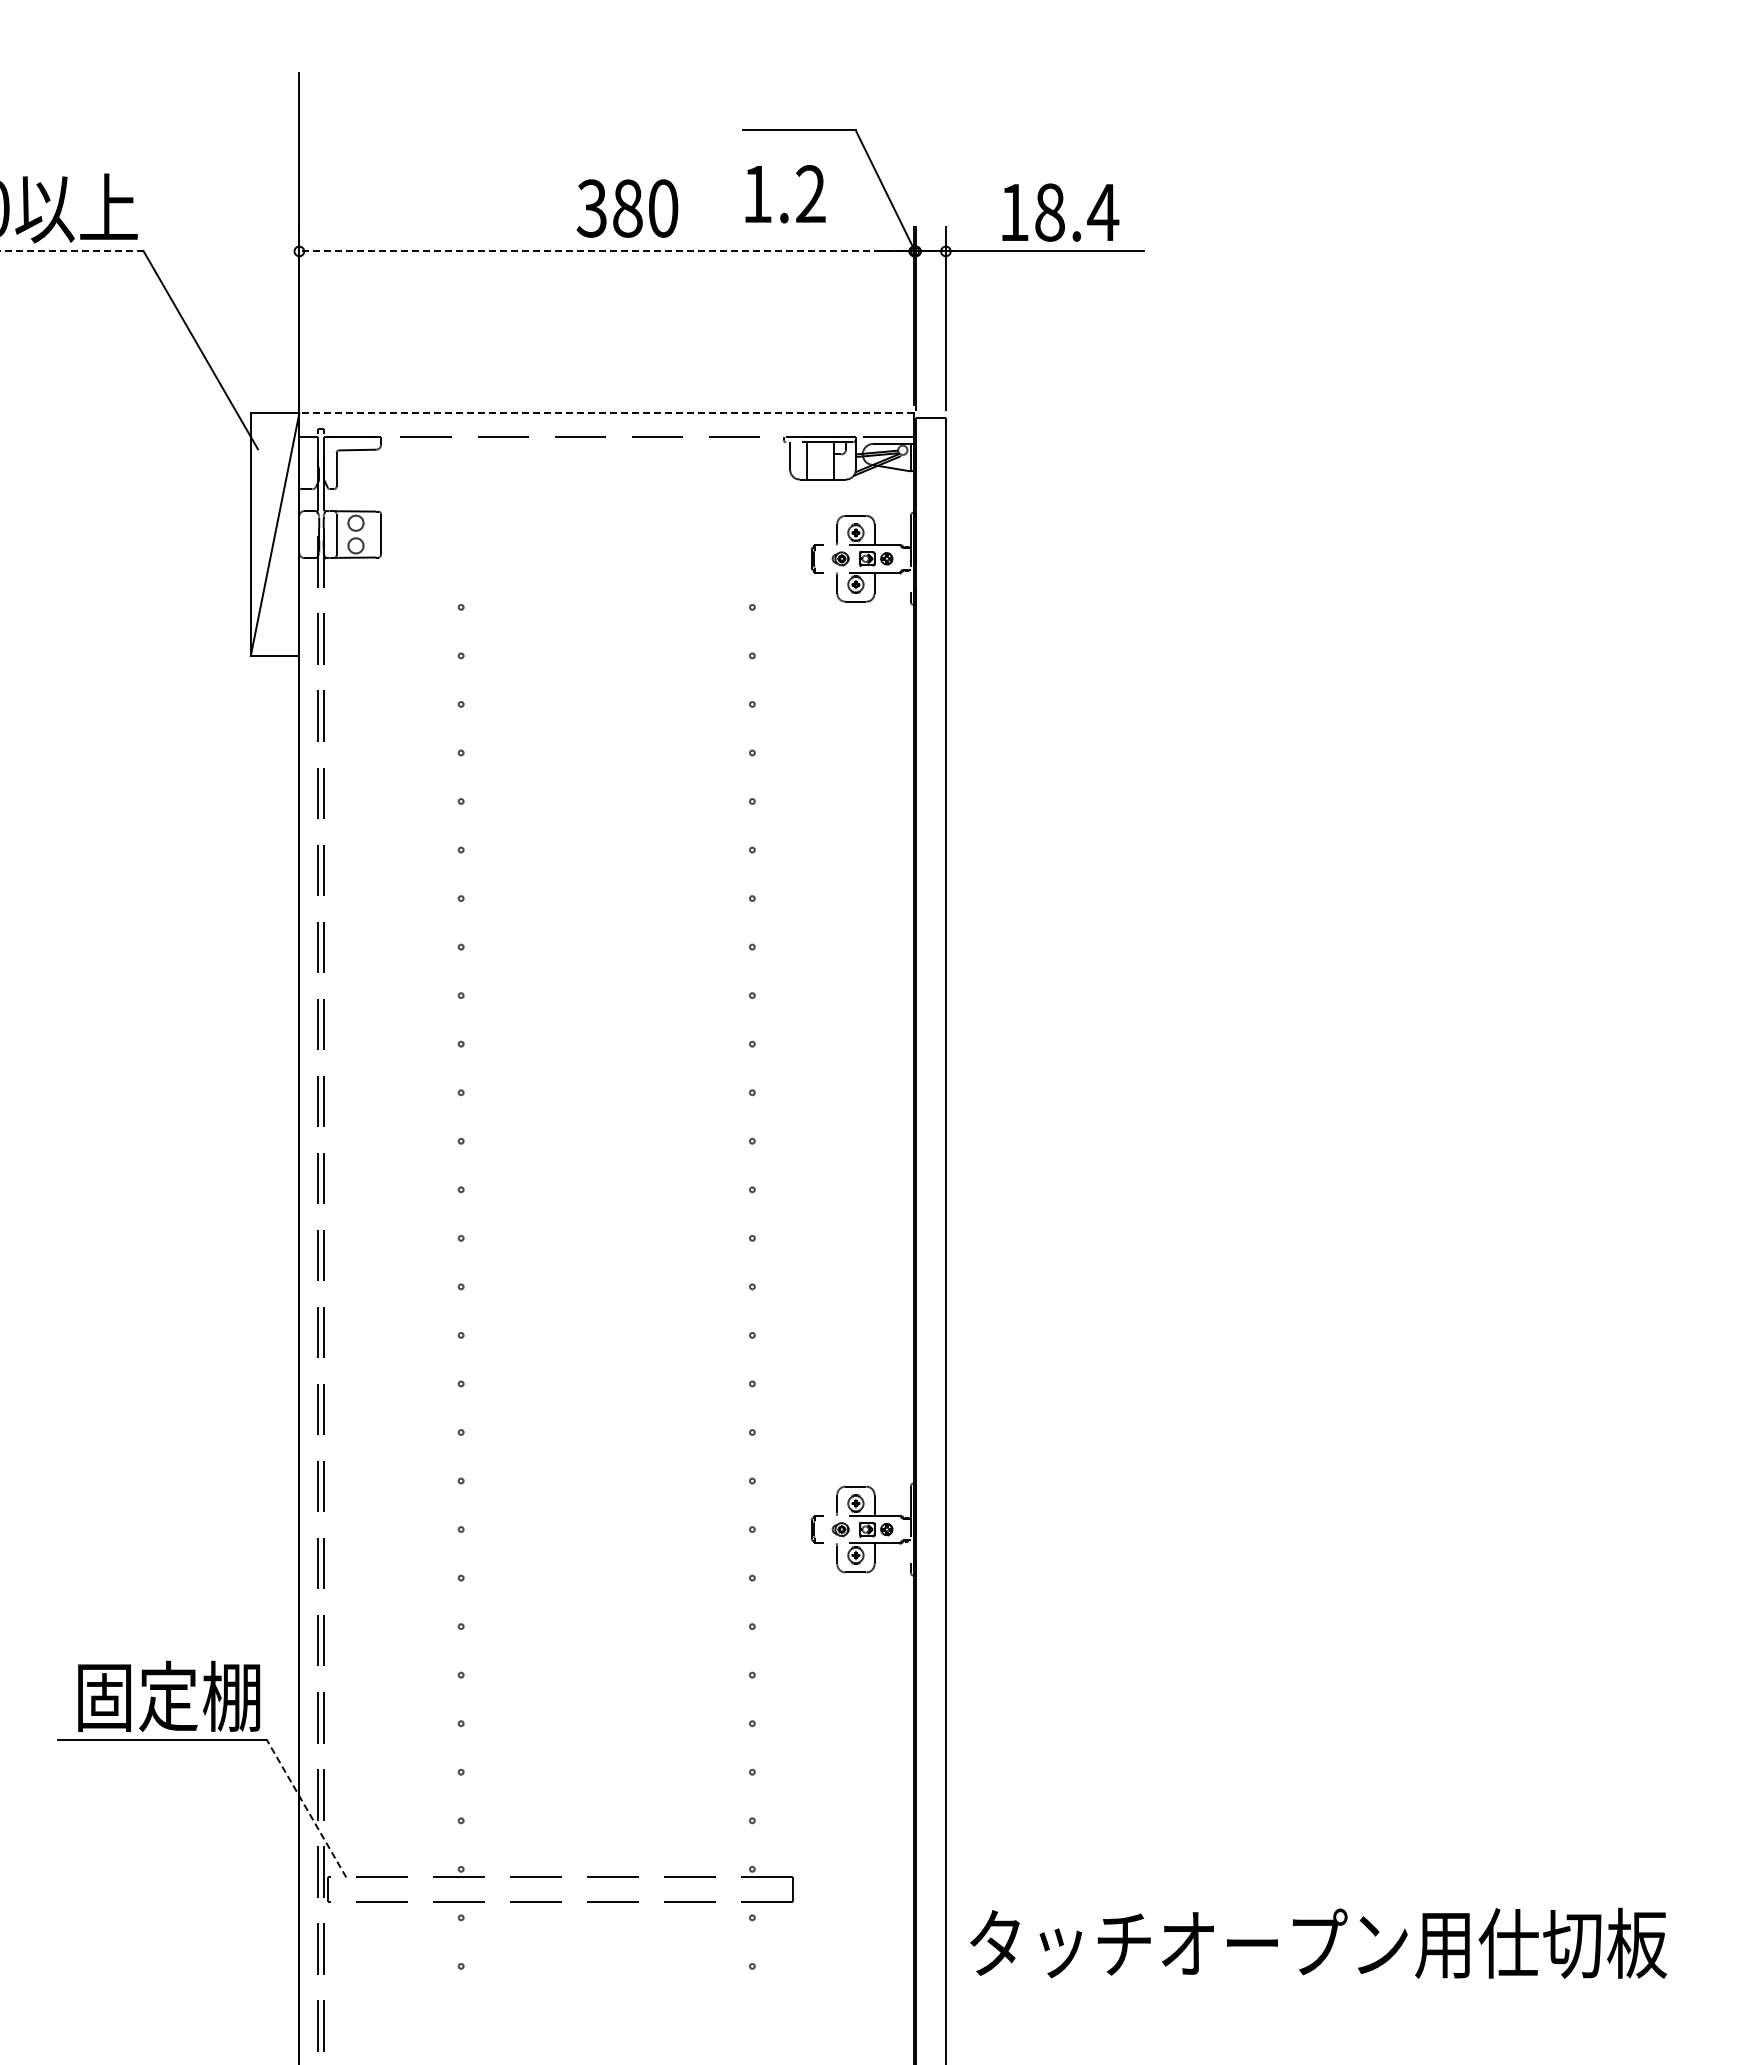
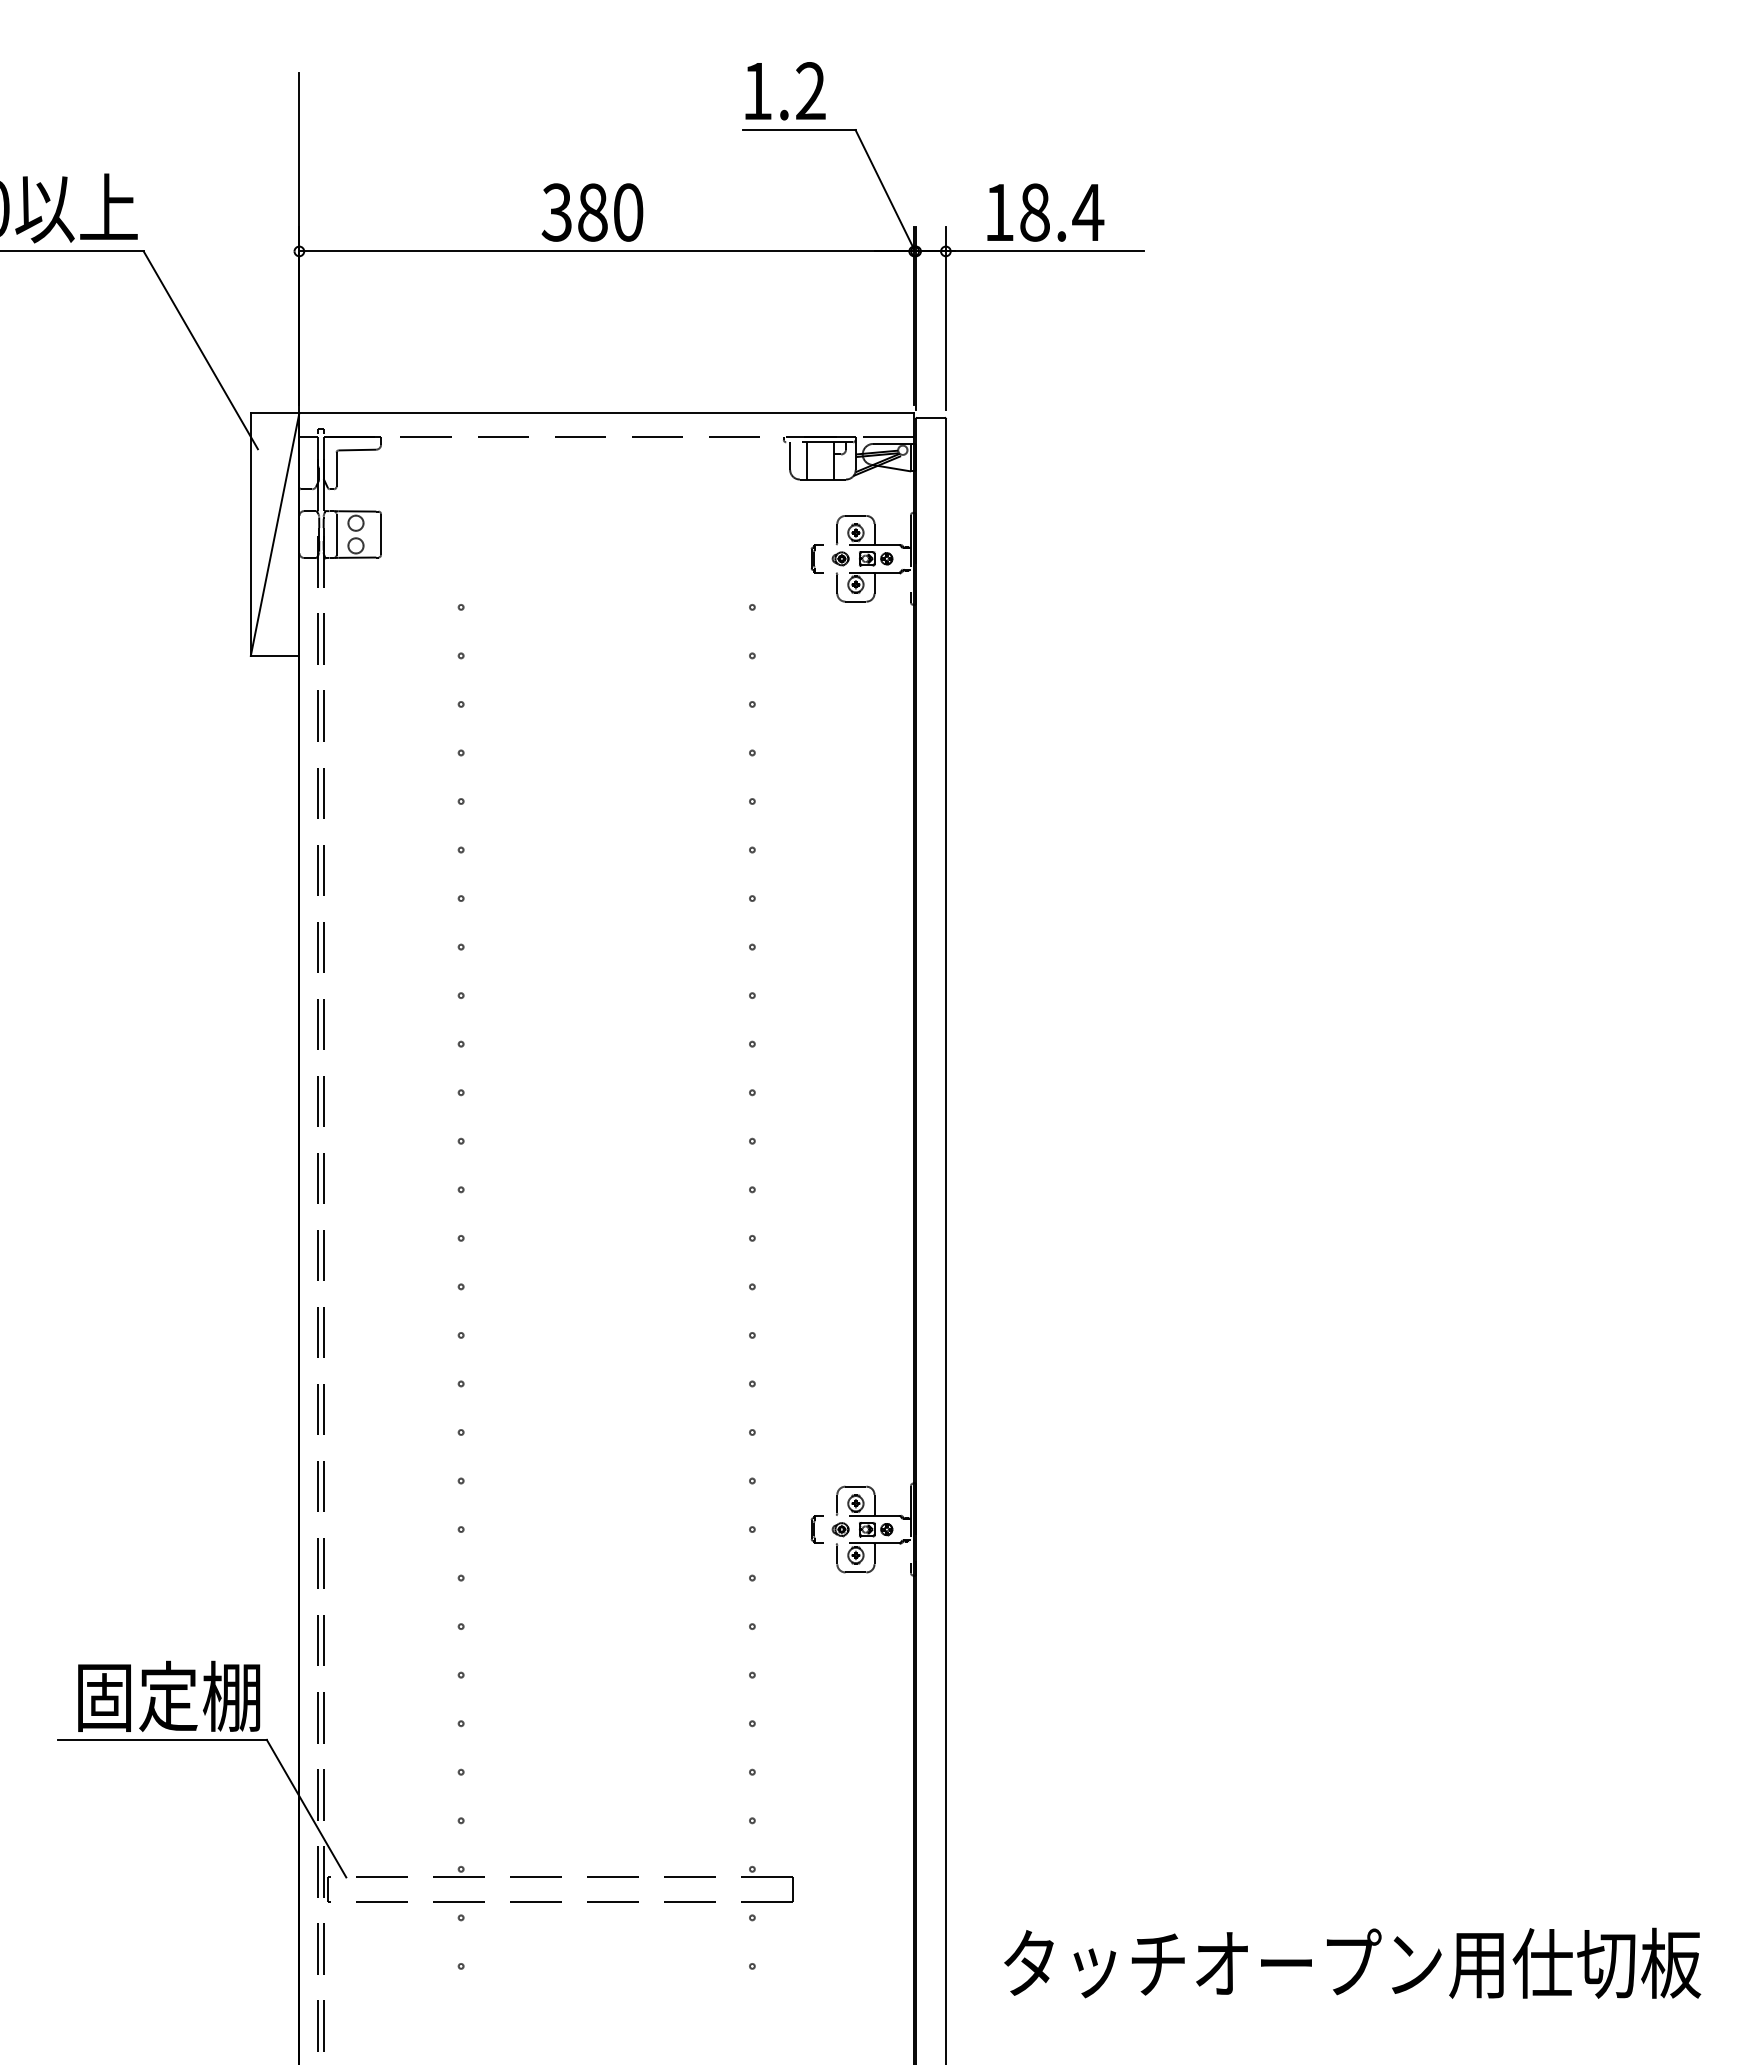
text position: (785, 194) -> (785, 91) (785, 91)
text position: (627, 208) -> (592, 212) (592, 212)
text position: (1060, 212) -> (1045, 212) (1045, 212)
line: dashed -> solid (71, 251)
line: dashed -> solid (606, 251)
line: dashed -> solid (606, 413)
line: dashed -> solid (306, 1808)
text position: (1318, 1942) -> (1352, 1962) (1352, 1962)
